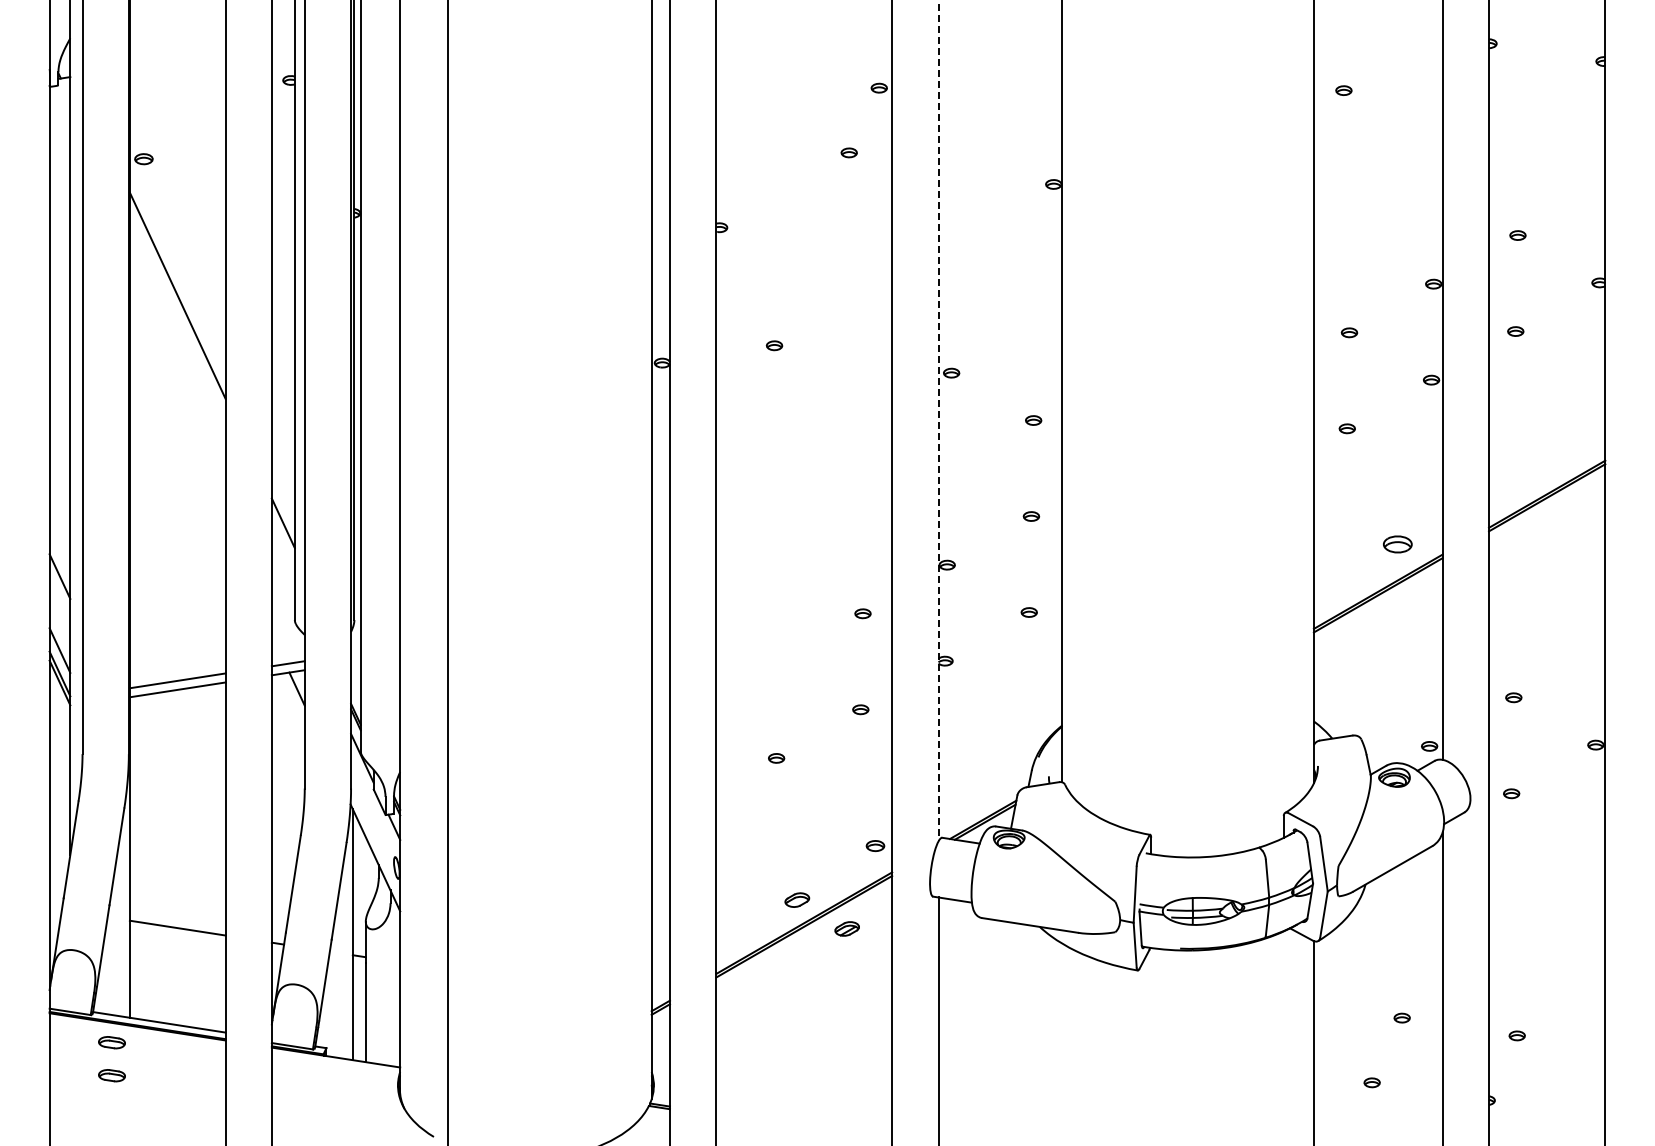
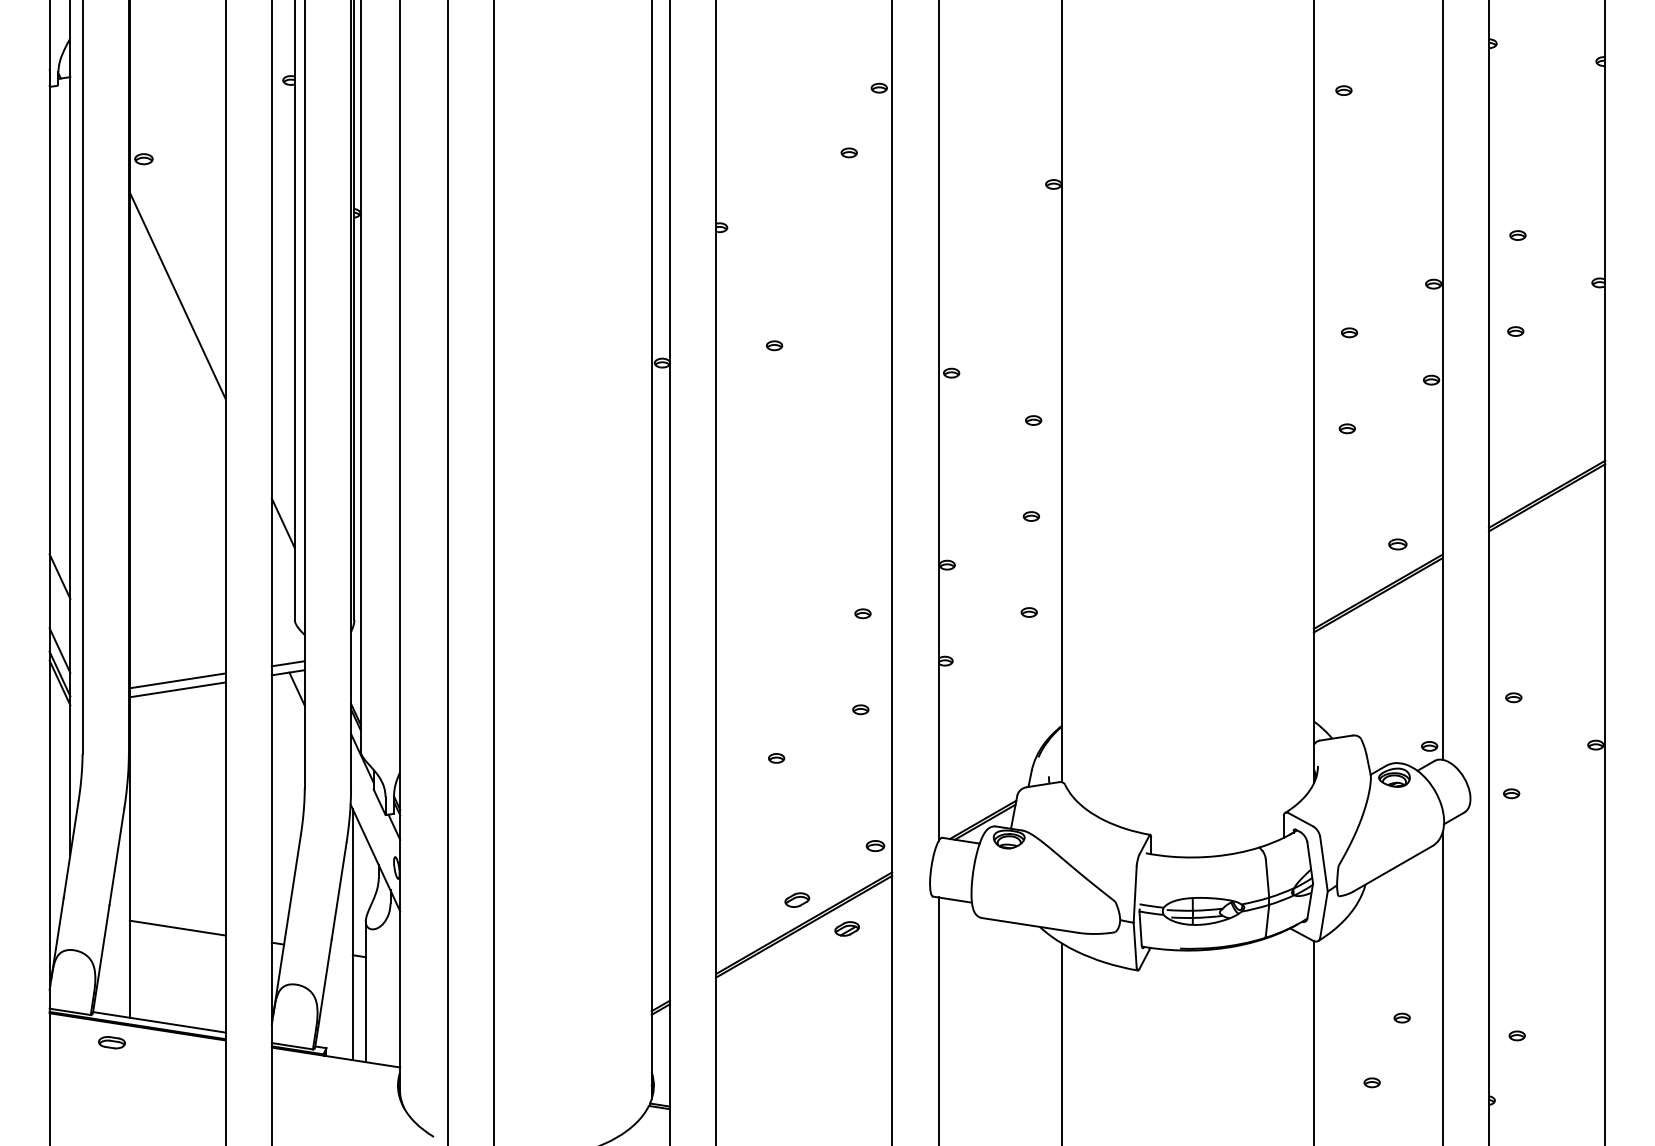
line: dashed -> solid (938, 421)
part size: 30x19 px -> 20x13 px (1397, 544)
line: none -> present (494, 572)
line: none -> present (1062, 1042)
part: present -> none (111, 1075)
